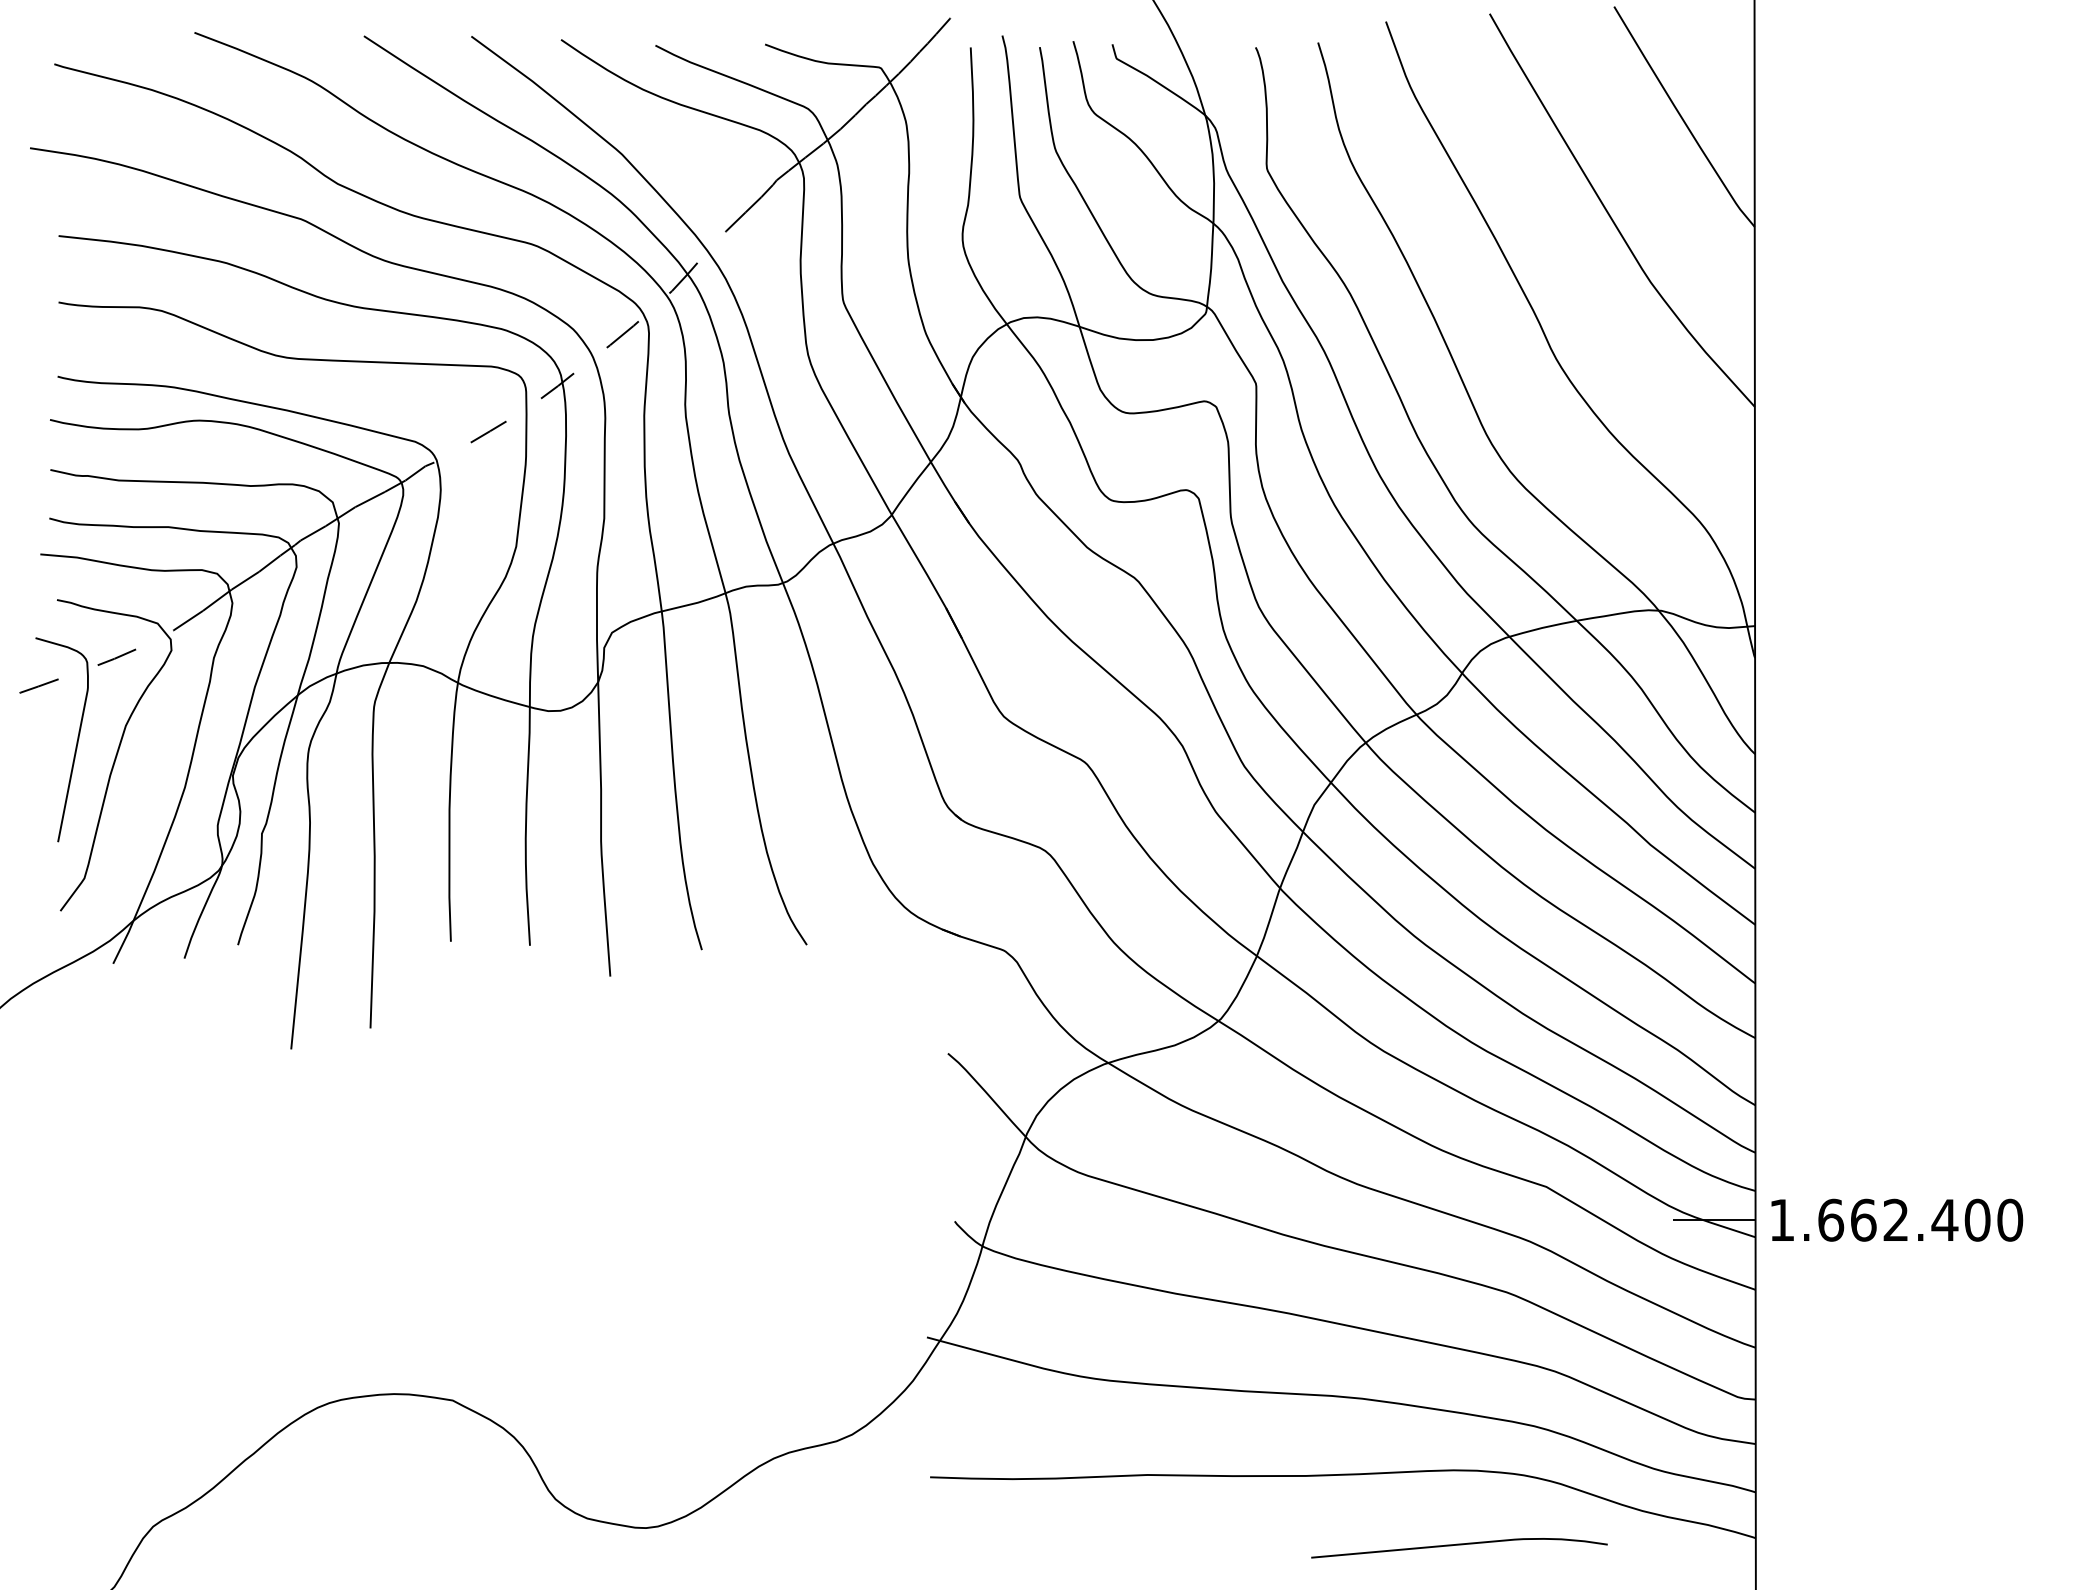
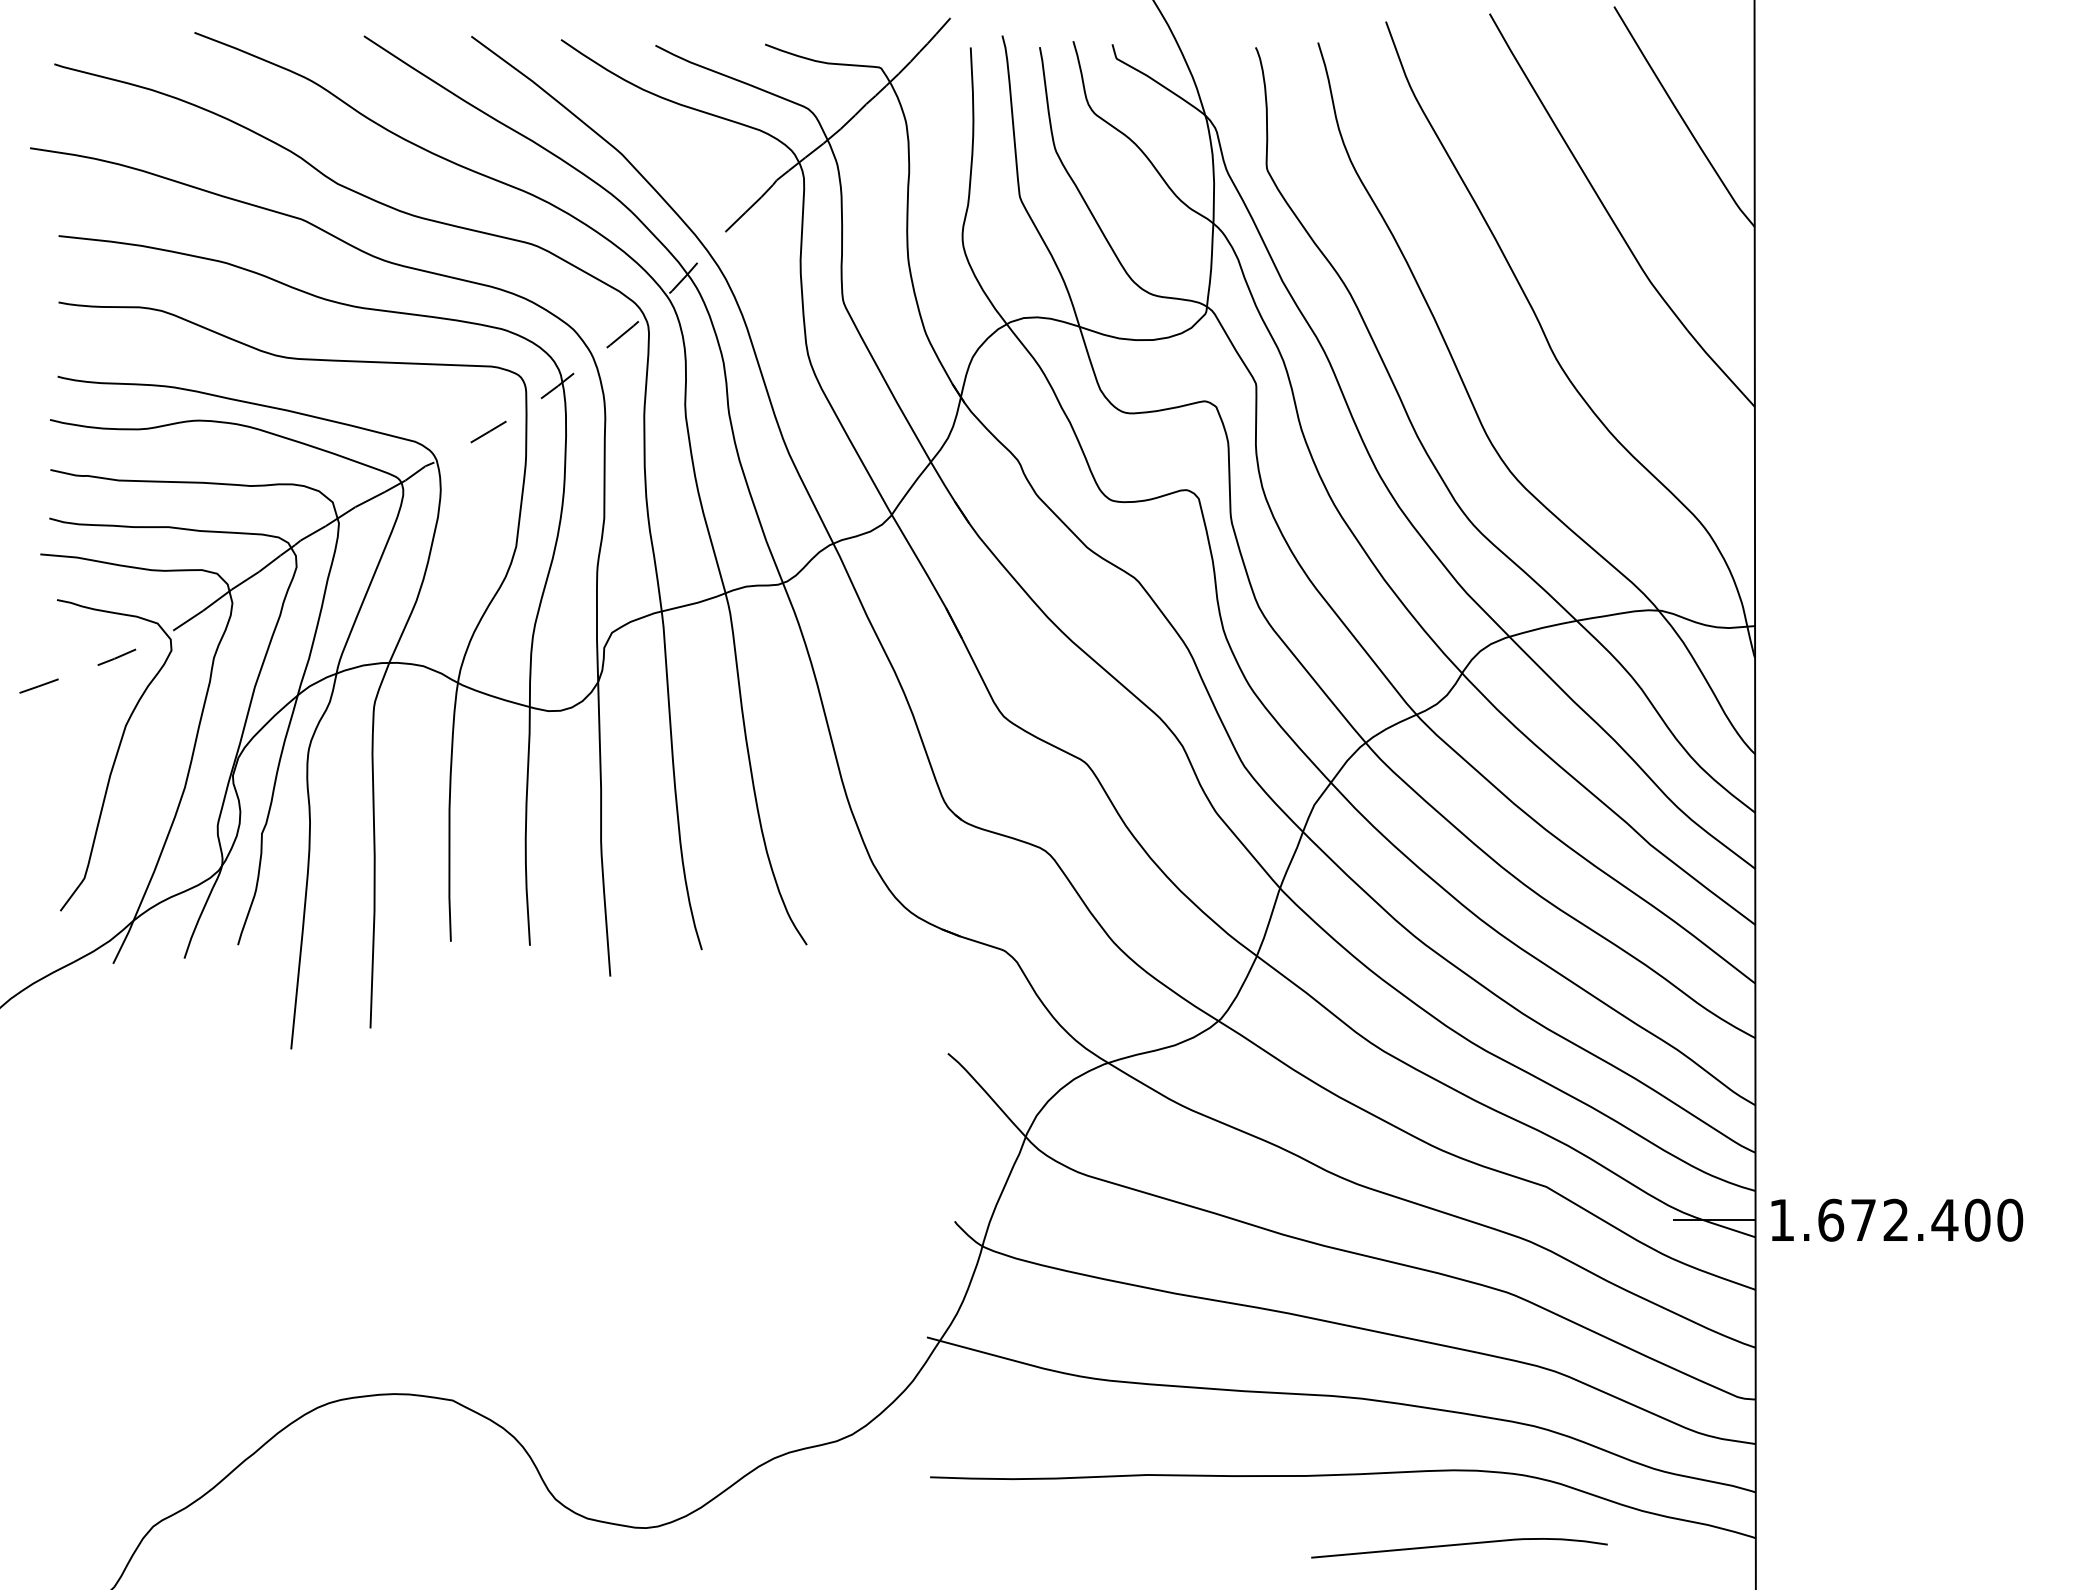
curve: present -> none (76, 741)
text: 1.662.400 -> 1.672.400 (1863, 1219)
